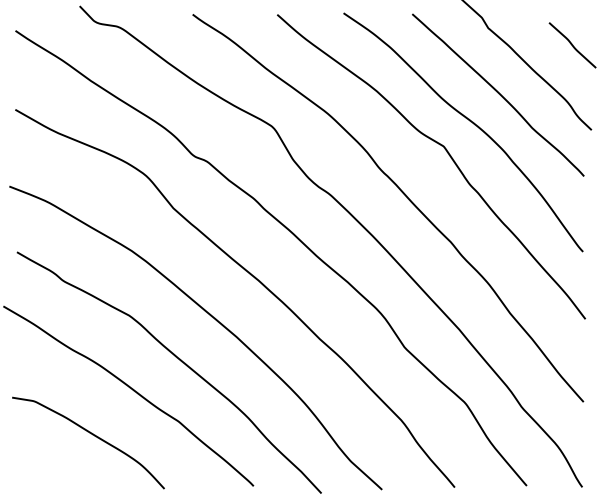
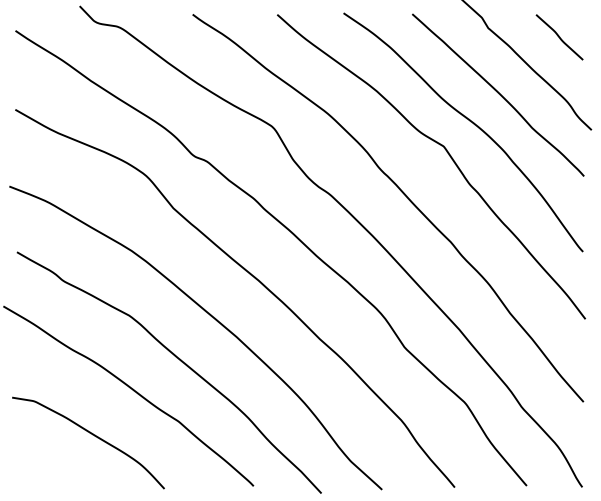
curve position: (572, 45) -> (559, 37) (559, 37)
